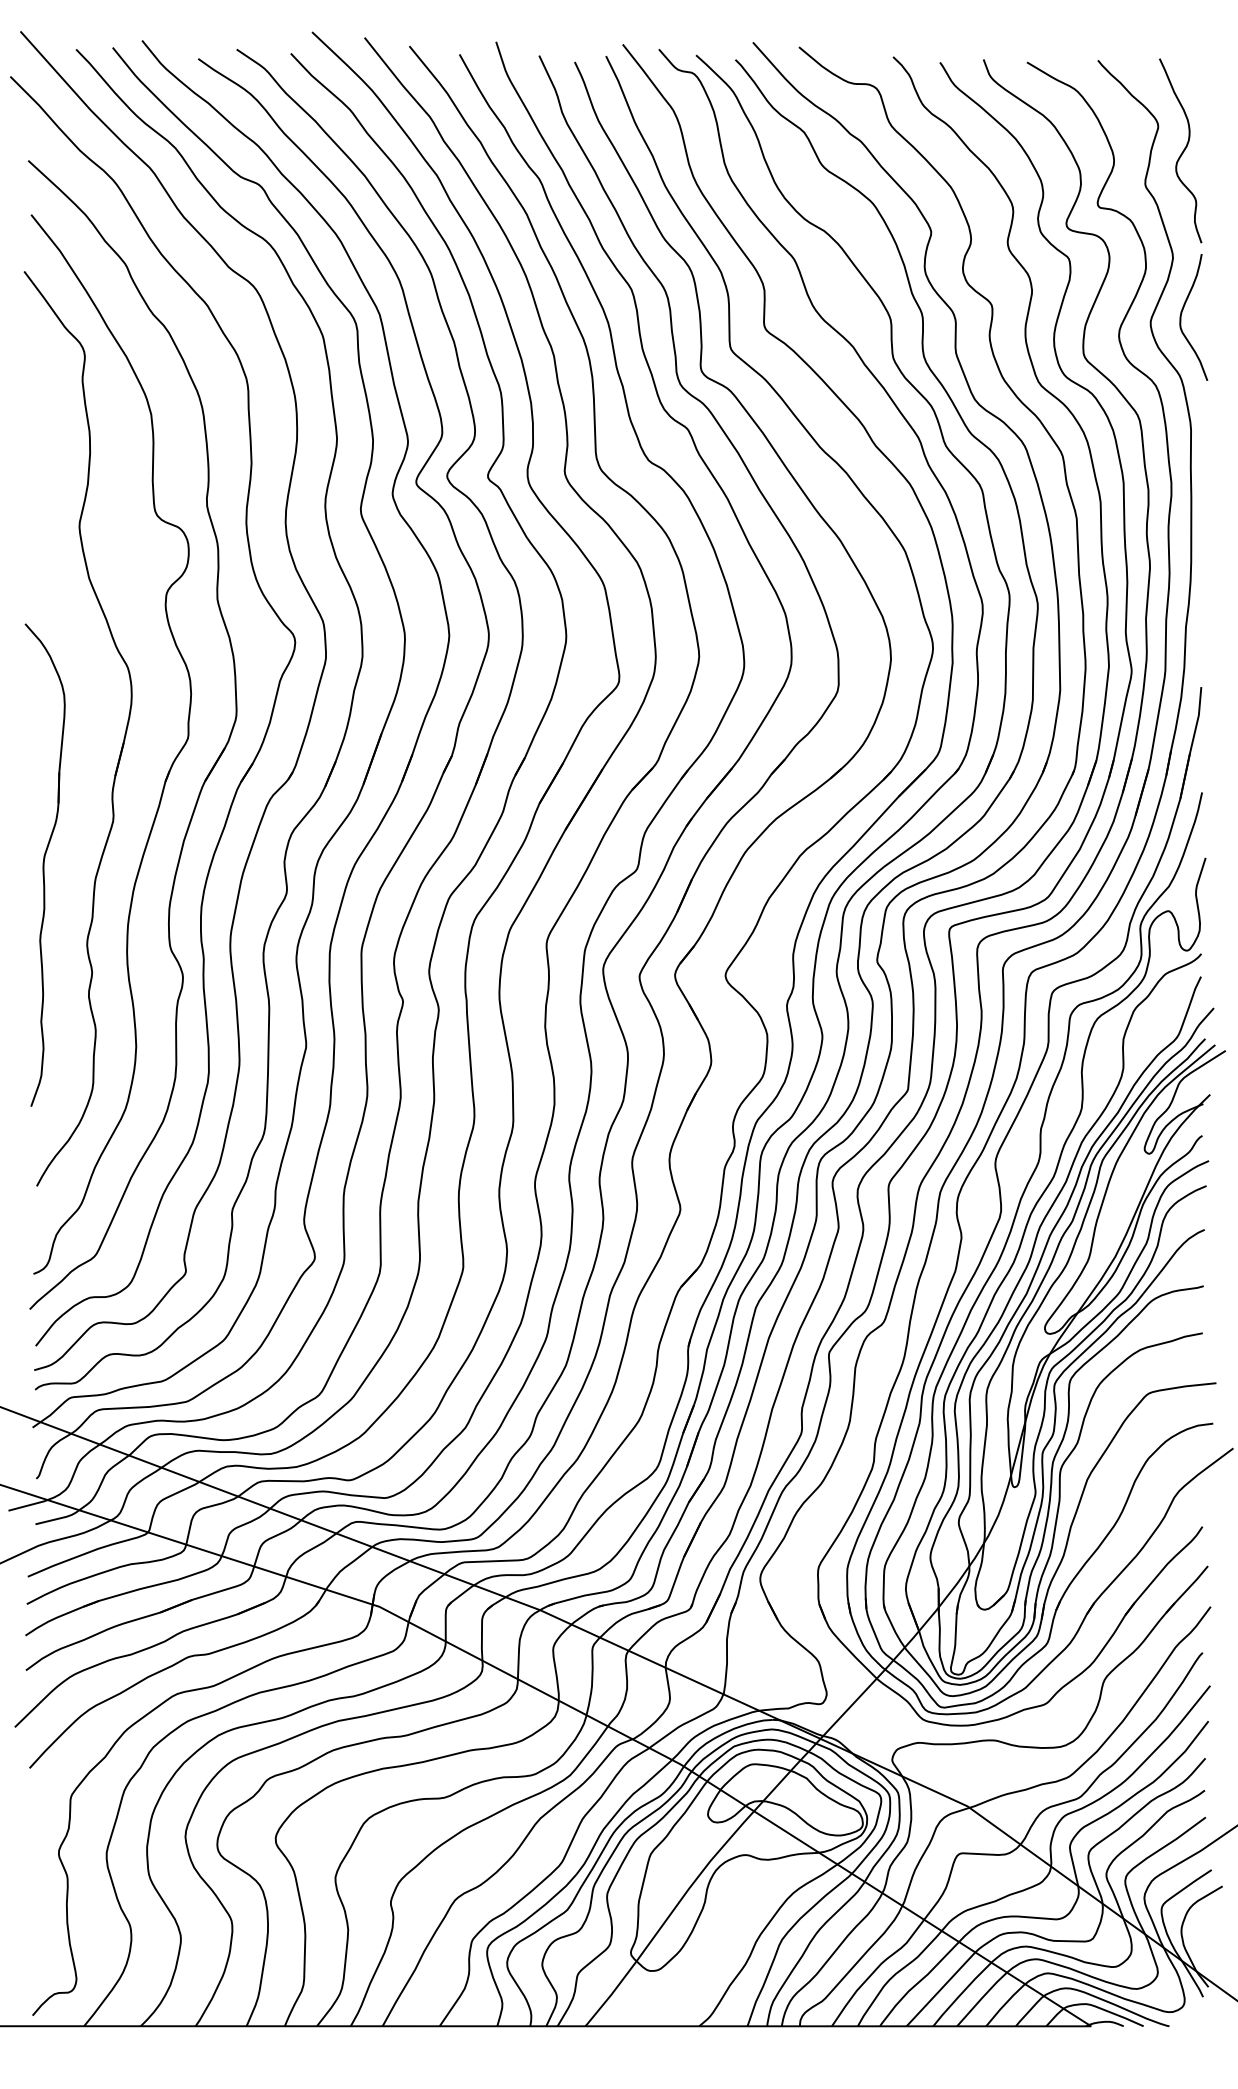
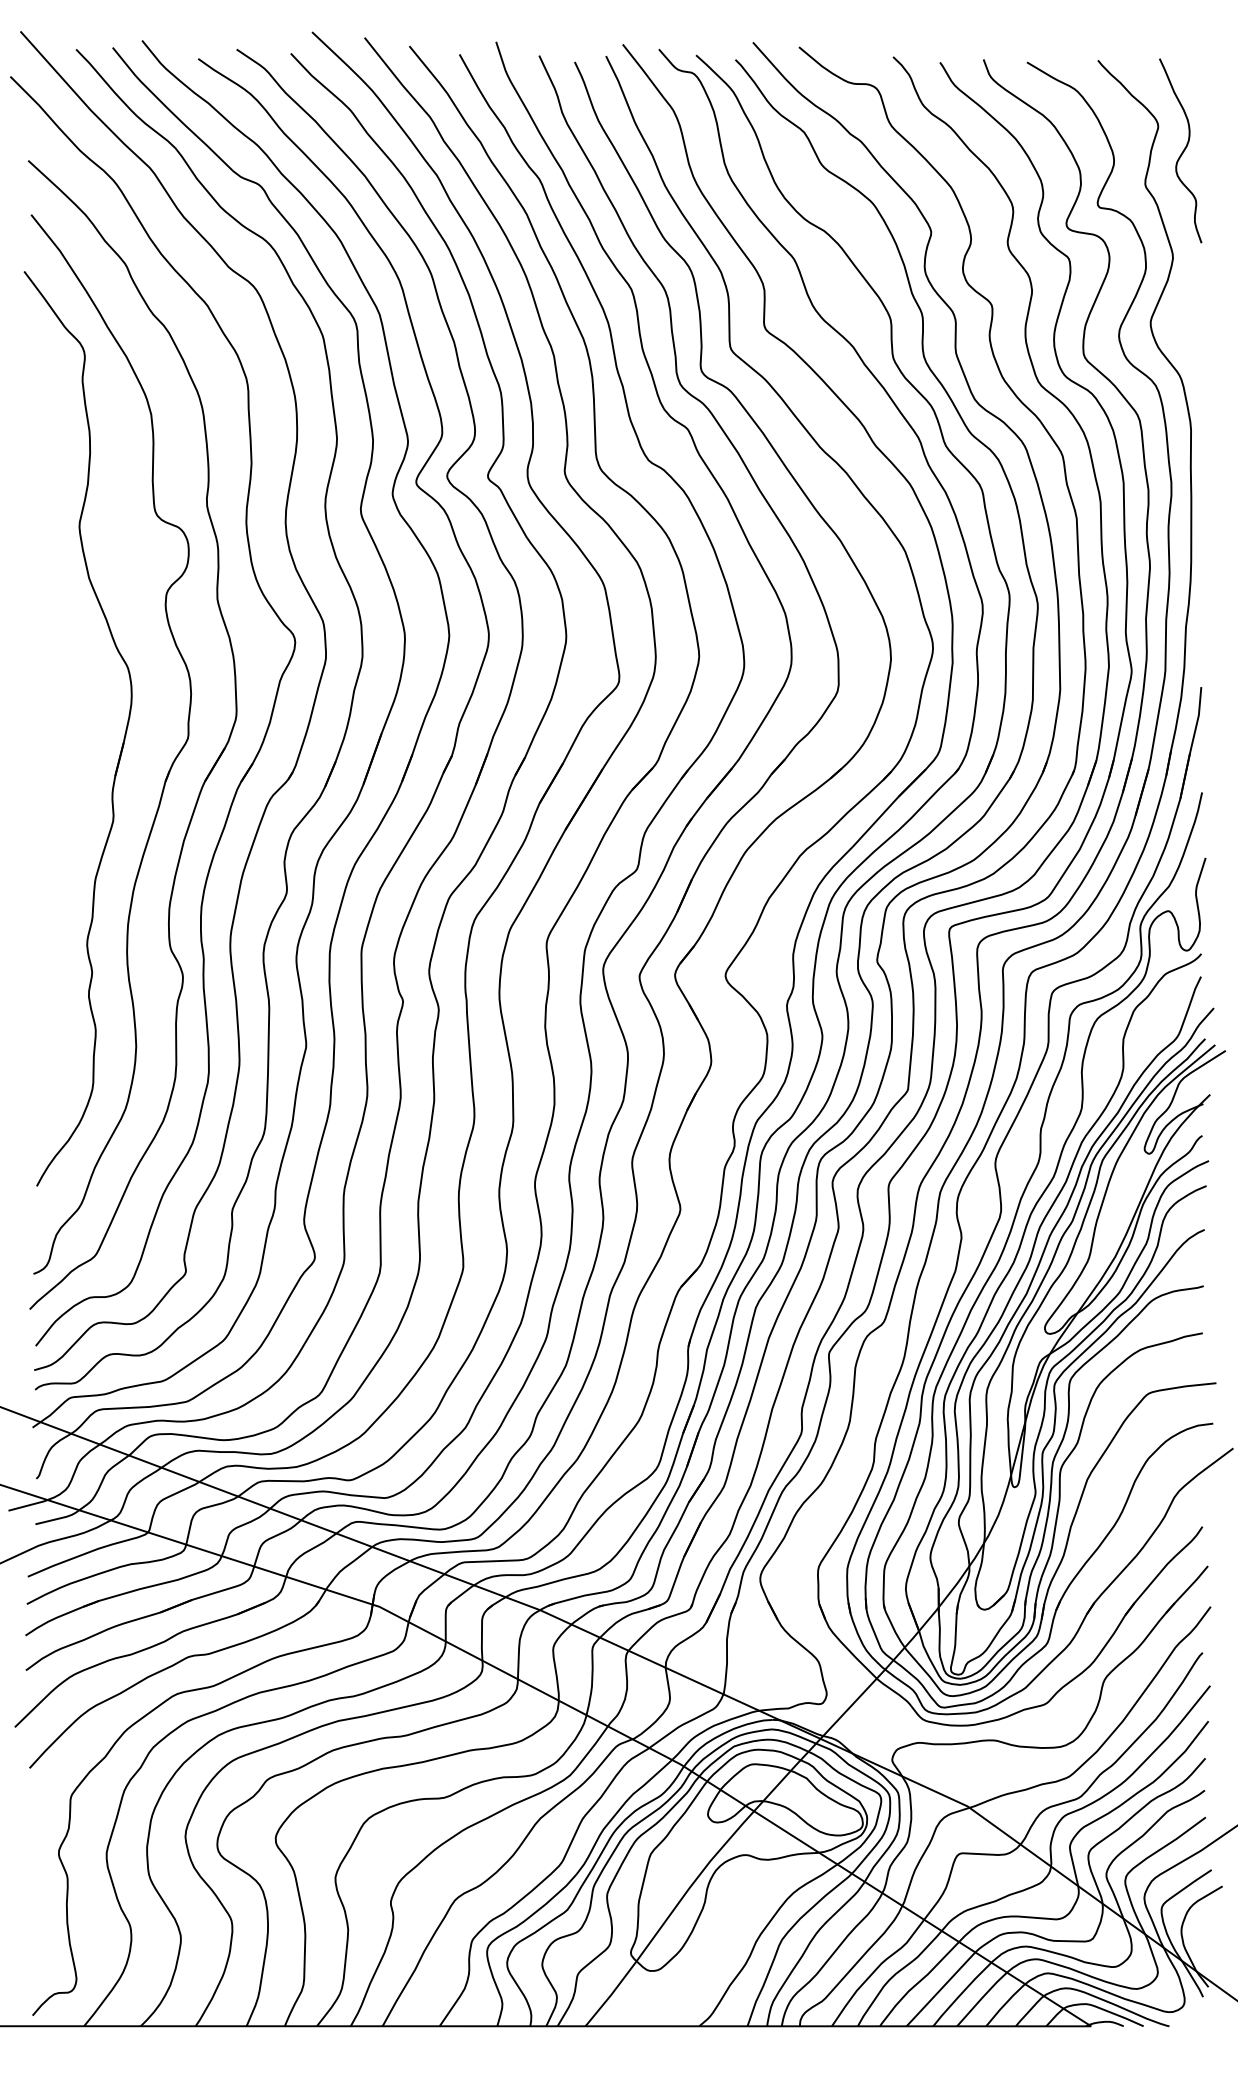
curve: present -> none (1182, 313)
part: present -> none (44, 864)
